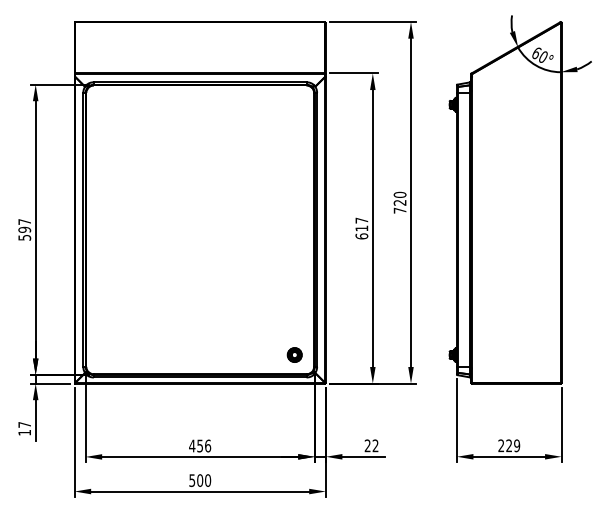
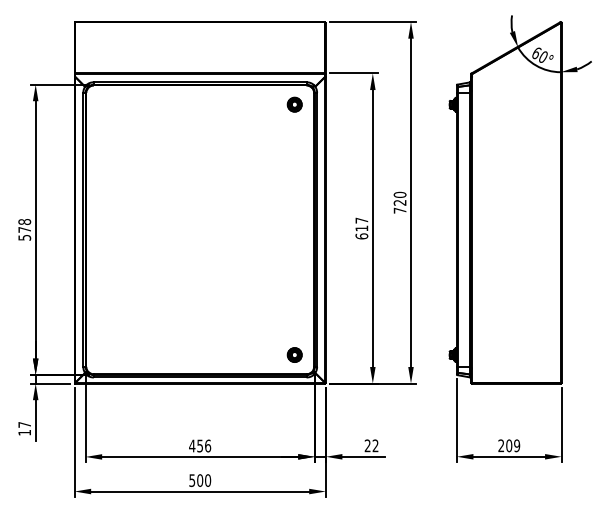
part: none -> present (294, 104)
text: 597 -> 578 (24, 225)
text: 229 -> 209 (509, 445)
